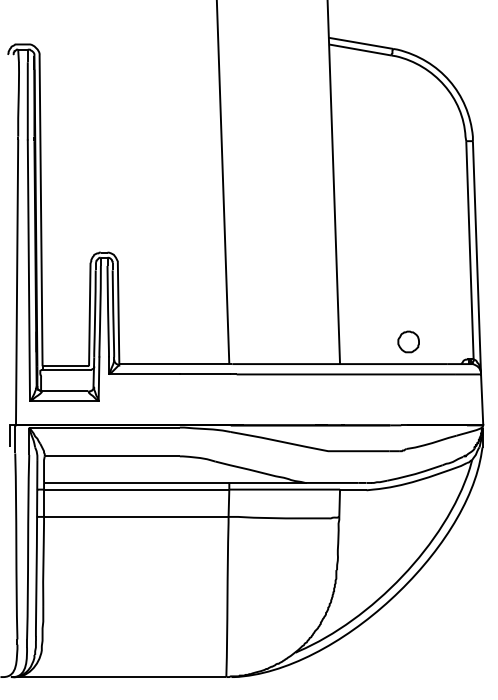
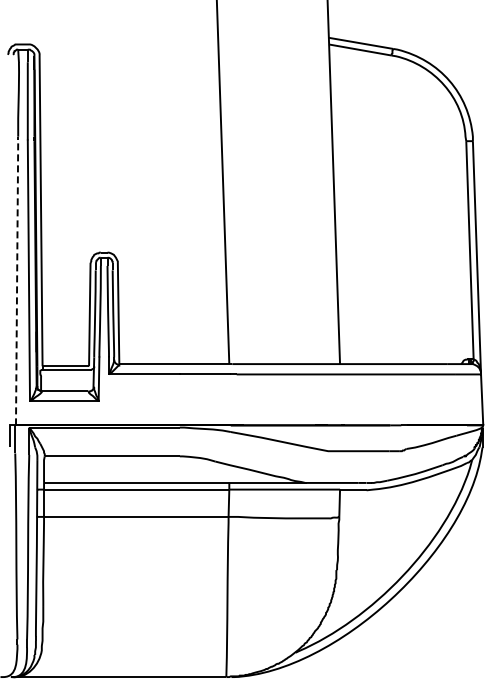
line: solid -> dashed (17, 282)
part: present -> none (408, 341)
